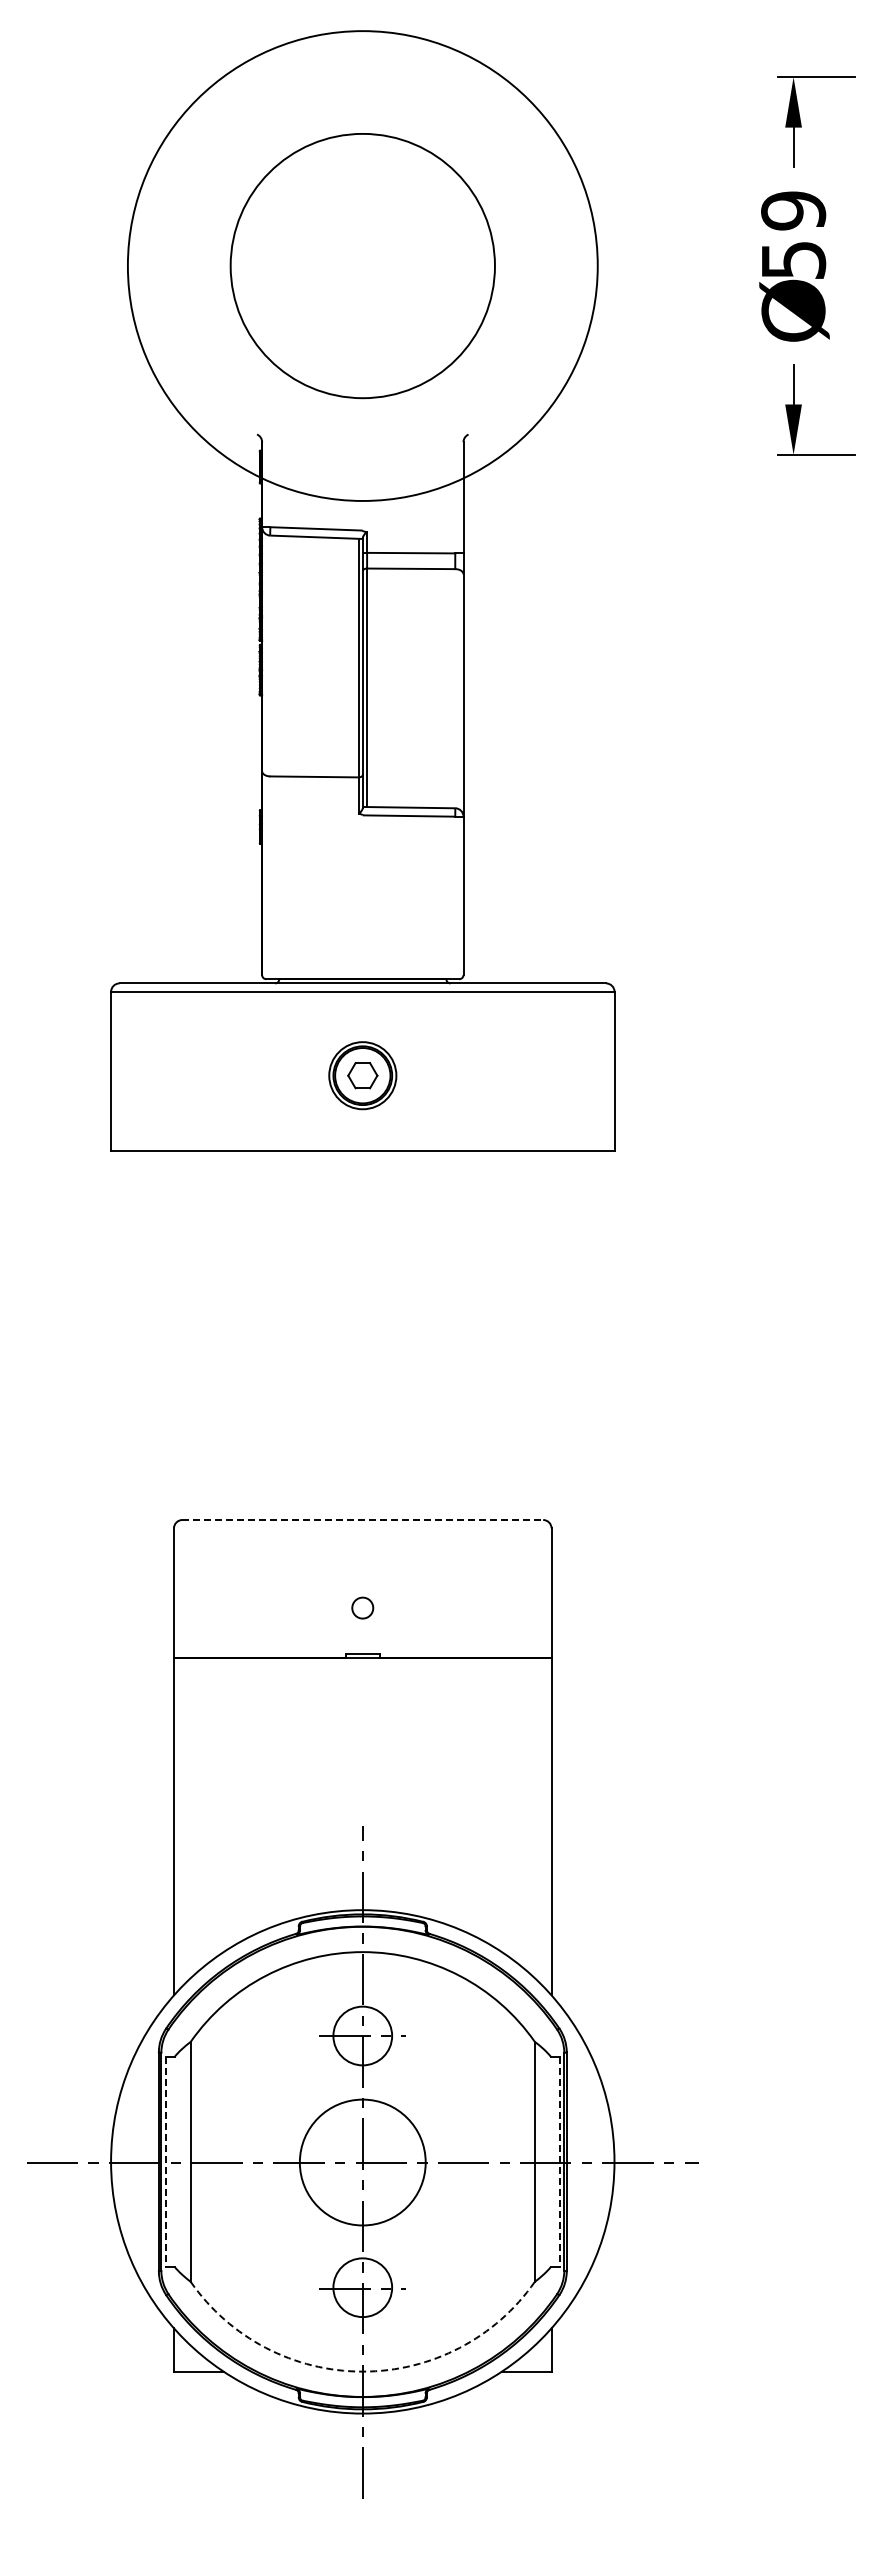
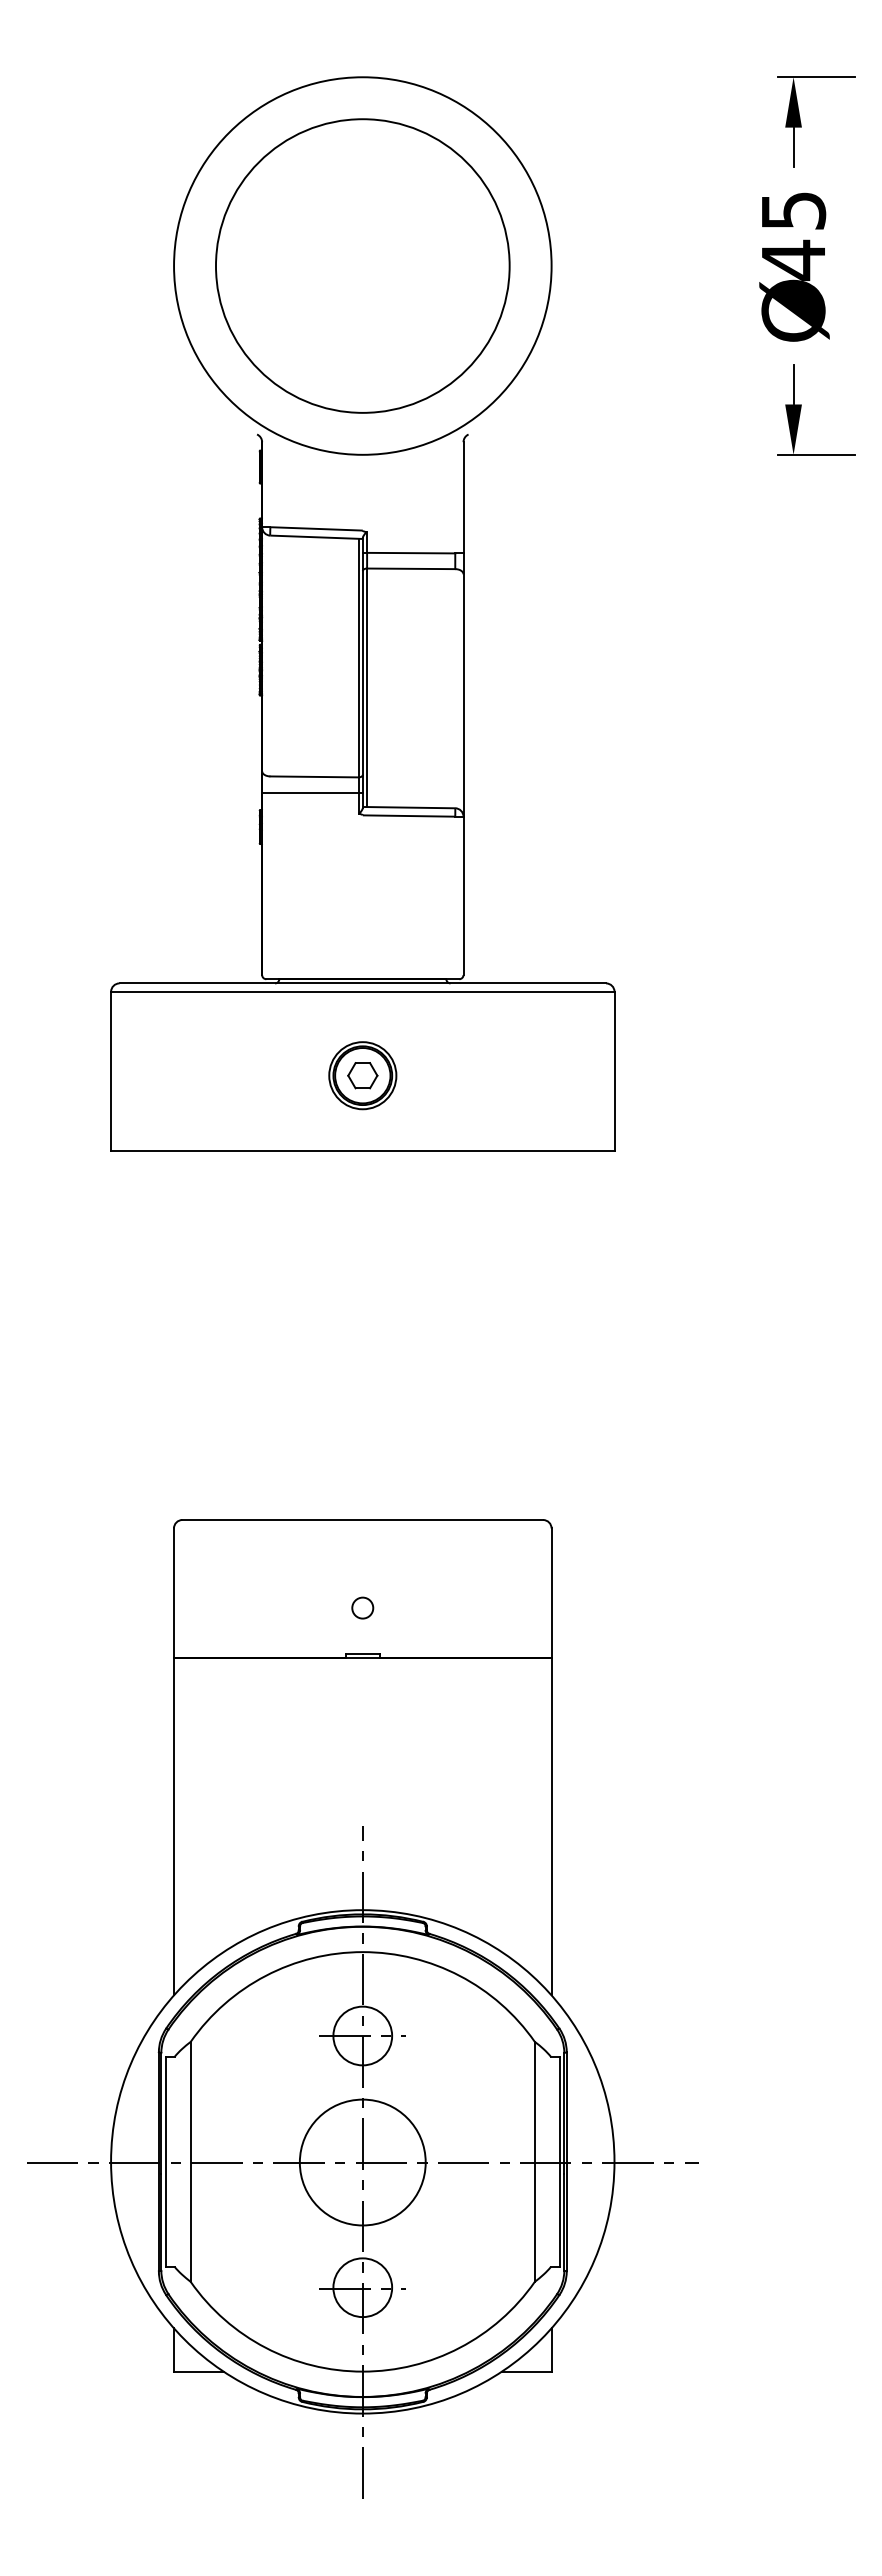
text: 59 -> 45 (793, 236)
circle diameter: 264 px -> 378 px (362, 265)
circle diameter: 470 px -> 294 px (362, 265)
line: none -> present (312, 793)
line: dashed -> solid (363, 1520)
line: dashed -> solid (165, 2161)
line: dashed -> solid (559, 2161)
arc: dashed -> solid (362, 2371)
